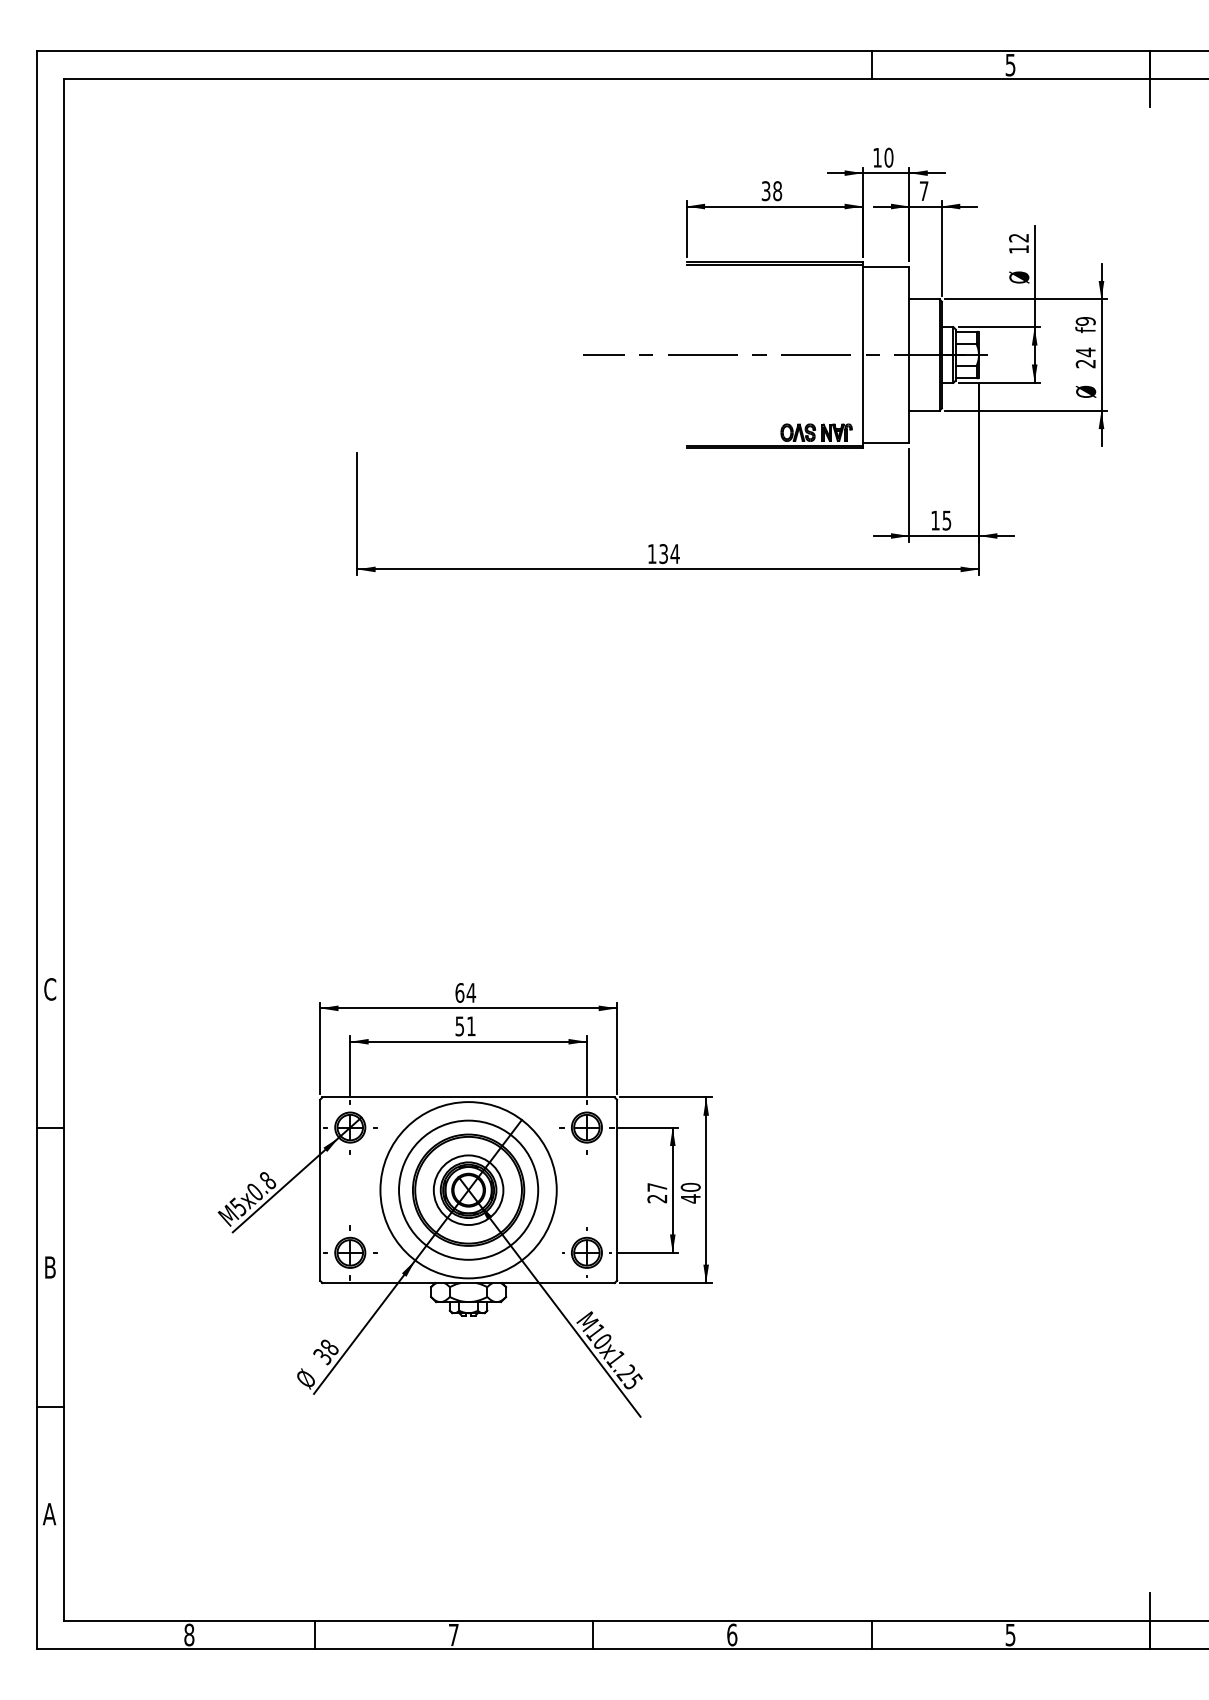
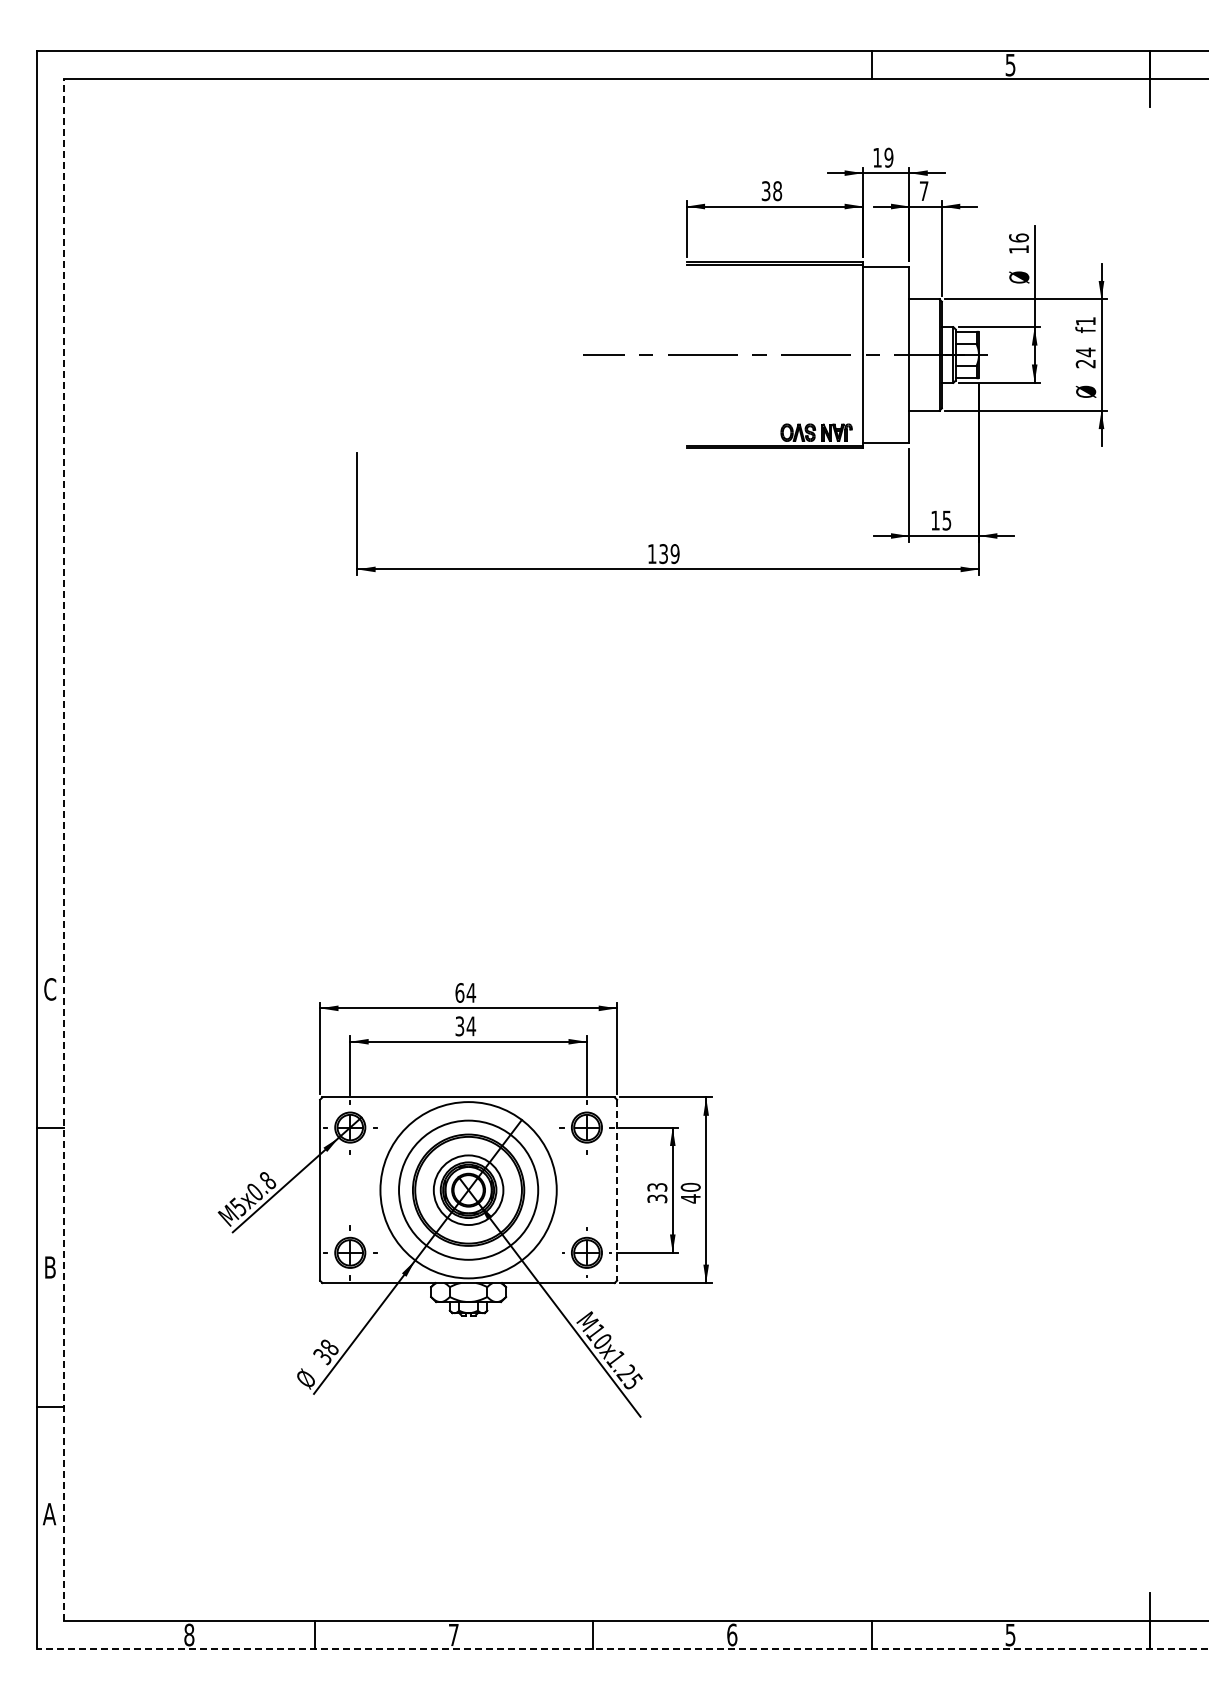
text: 10 -> 19 (888, 157)
text: 12 -> 16 (1018, 237)
text: f9 -> f1 (1085, 321)
text: 134 -> 139 (674, 554)
line: solid -> dashed (64, 849)
text: 51 -> 34 (466, 1026)
line: solid -> dashed (617, 1190)
text: 27 -> 33 (657, 1193)
line: solid -> dashed (622, 1649)
